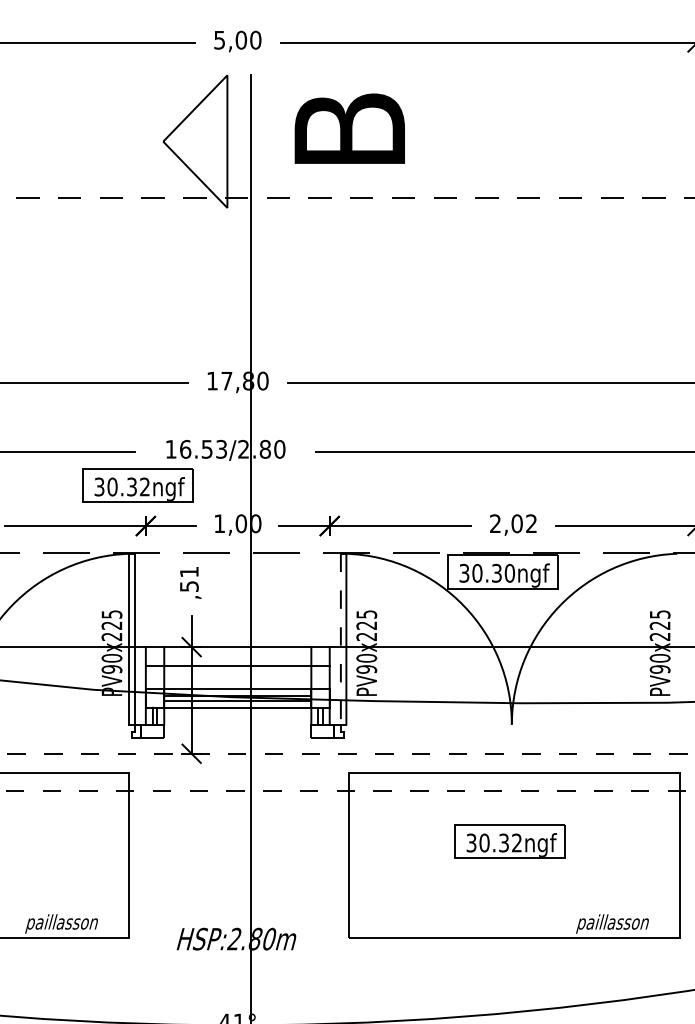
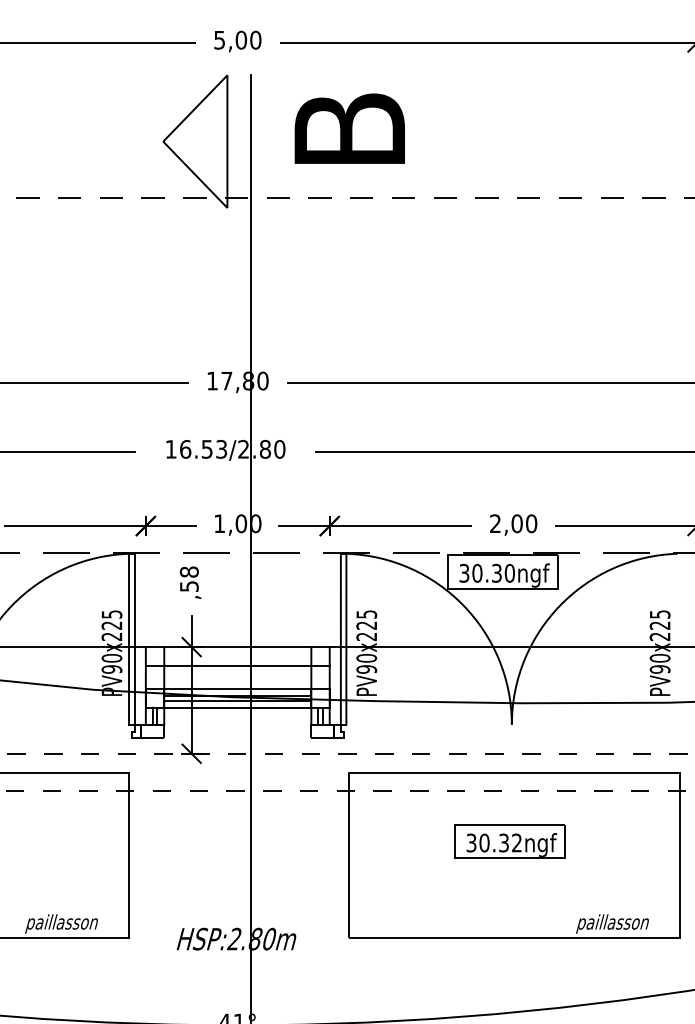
part: present -> none (137, 485)
text: 2,02 -> 2,00 (531, 523)
text: ,51 -> ,58 (188, 571)
line: dashed -> solid (340, 639)
